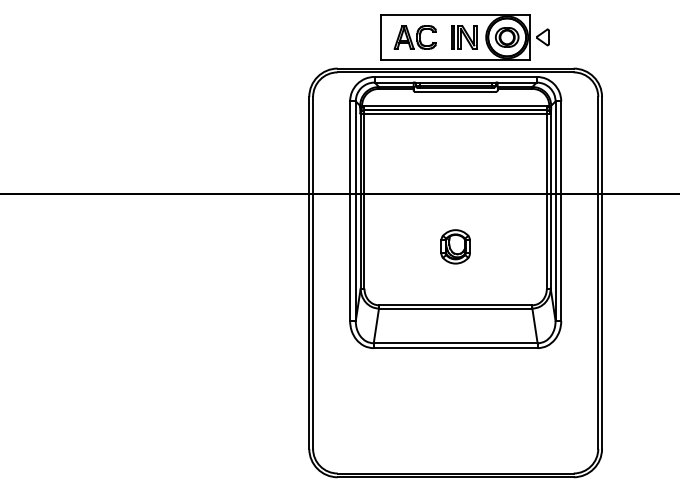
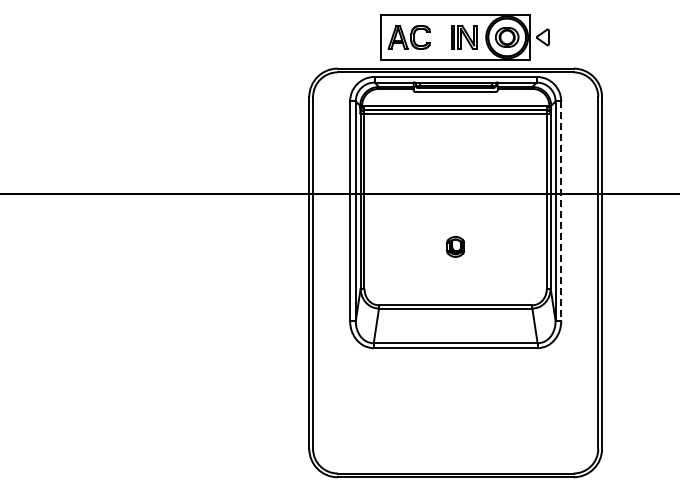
part position: (414, 37) -> (408, 37) (408, 37)
line: solid -> dashed (561, 211)
part size: 31x36 px -> 19x22 px (455, 246)
